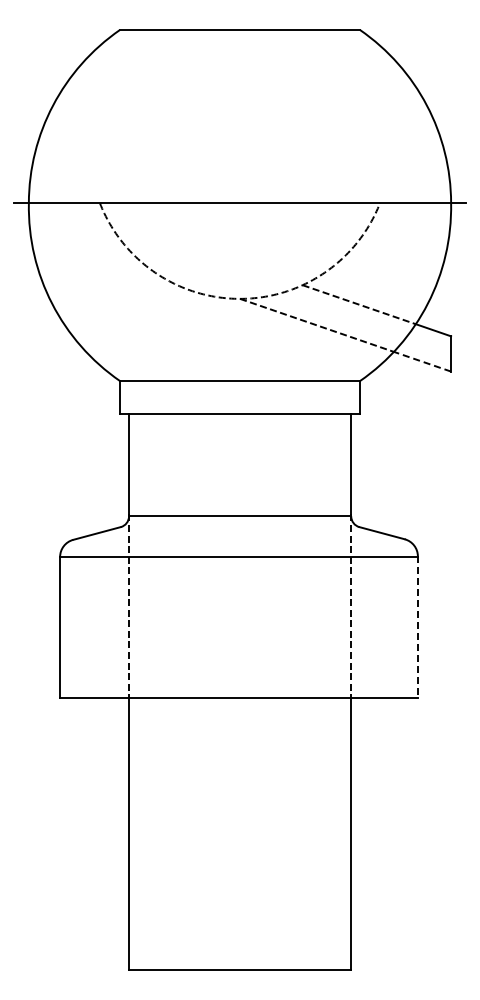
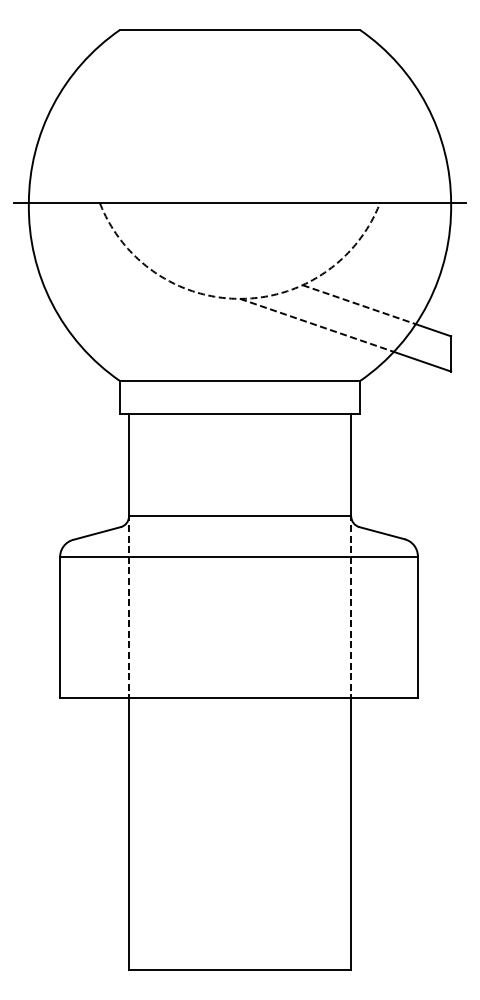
line: dashed -> solid (422, 361)
line: dashed -> solid (417, 627)
